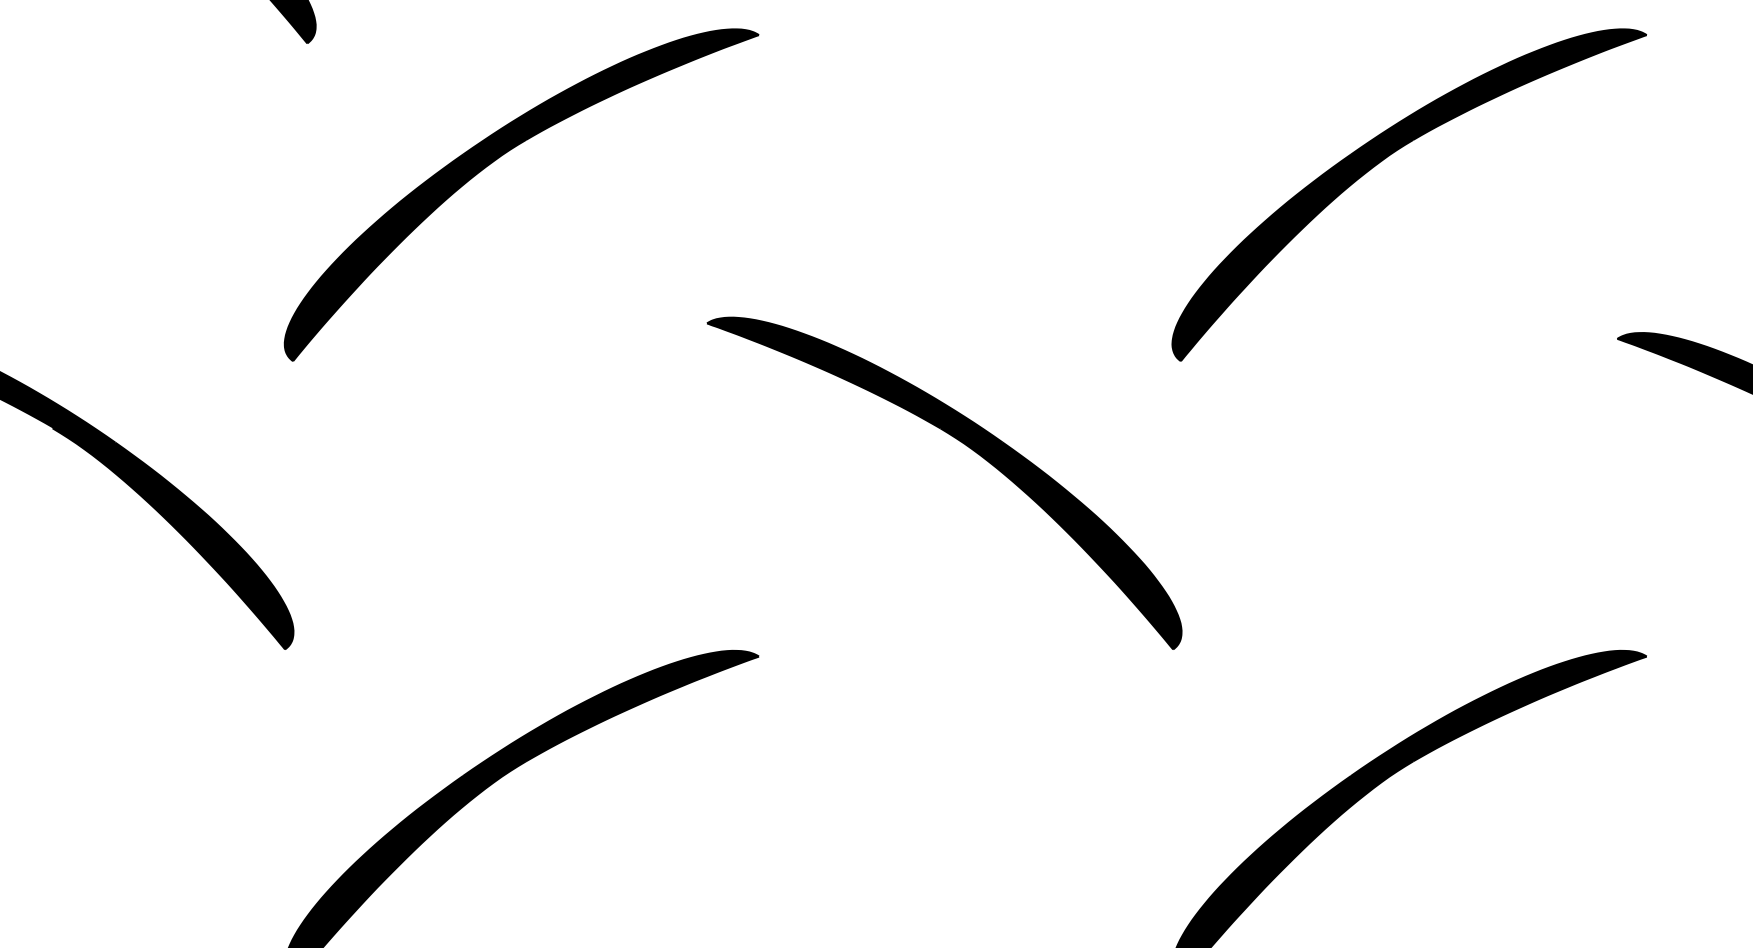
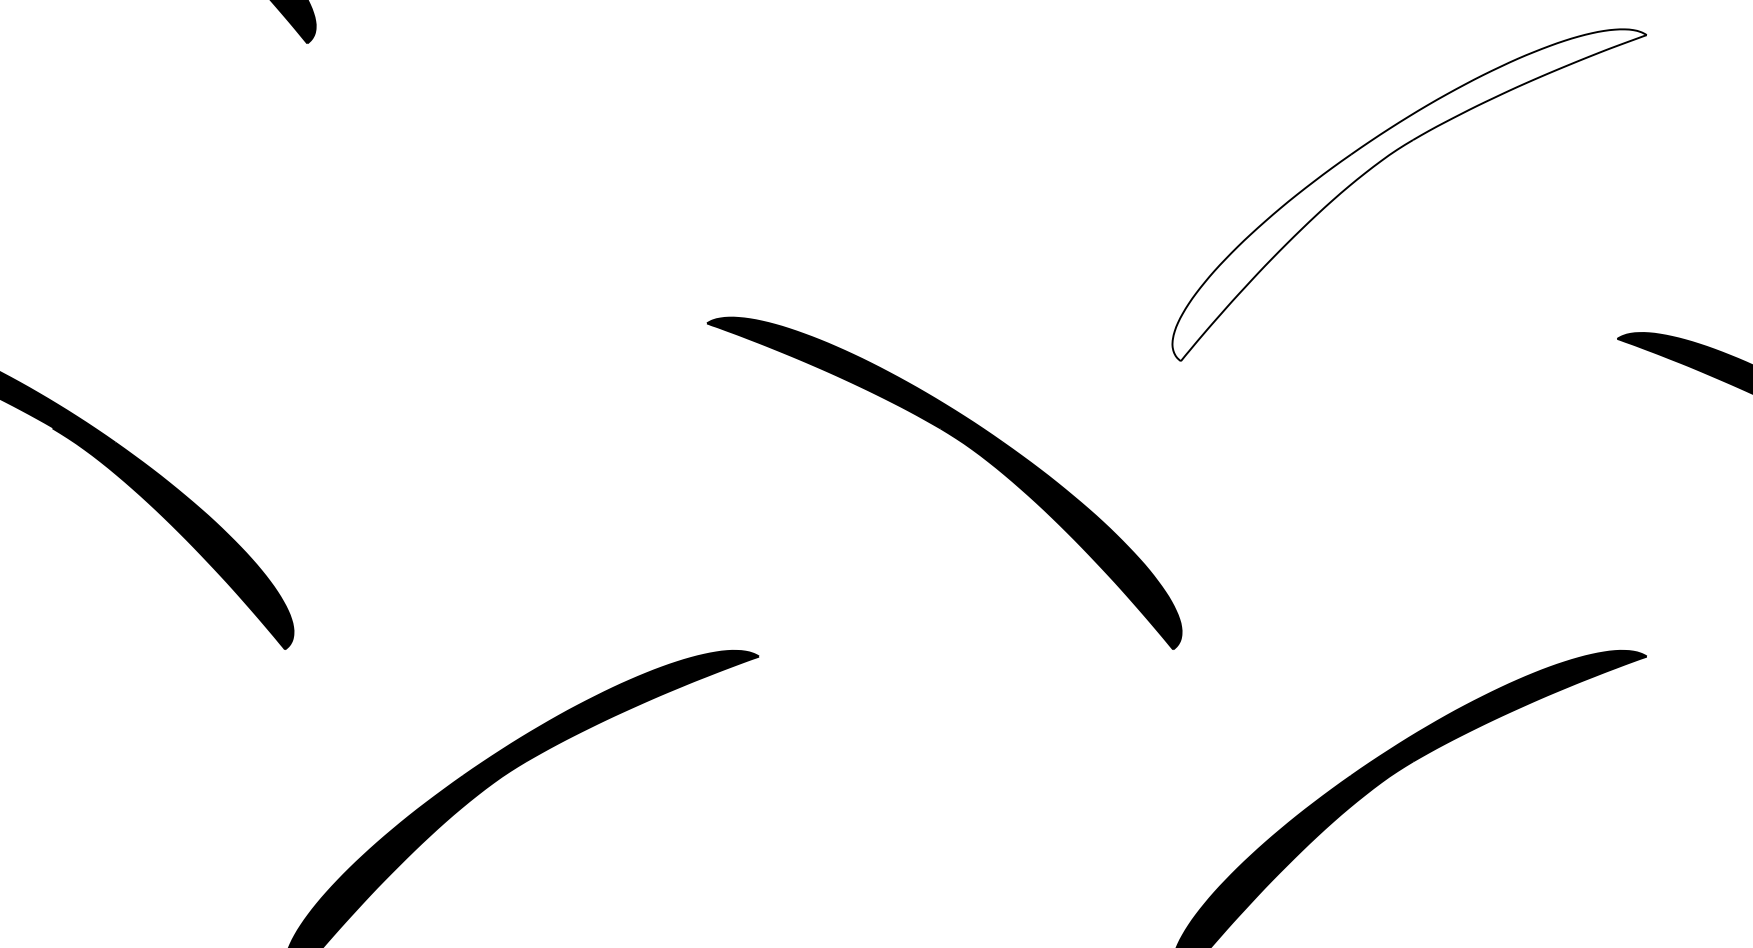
part: present -> none (499, 158)
fill: present -> none (1409, 195)
